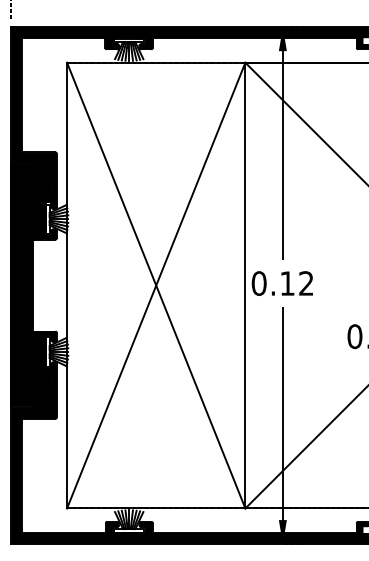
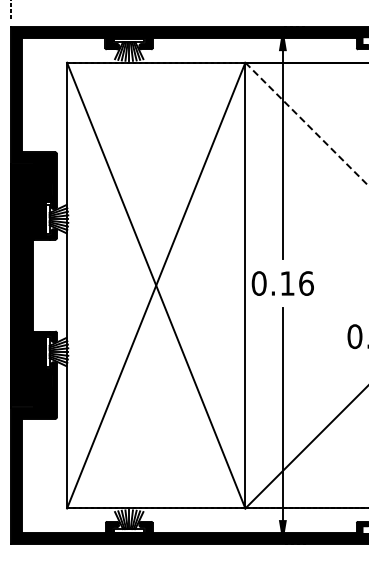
line: solid -> dashed (306, 124)
text: 0.12 -> 0.16 (306, 283)
